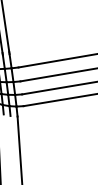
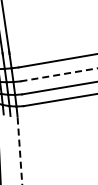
line: solid -> dashed (59, 74)
line: solid -> dashed (19, 150)
